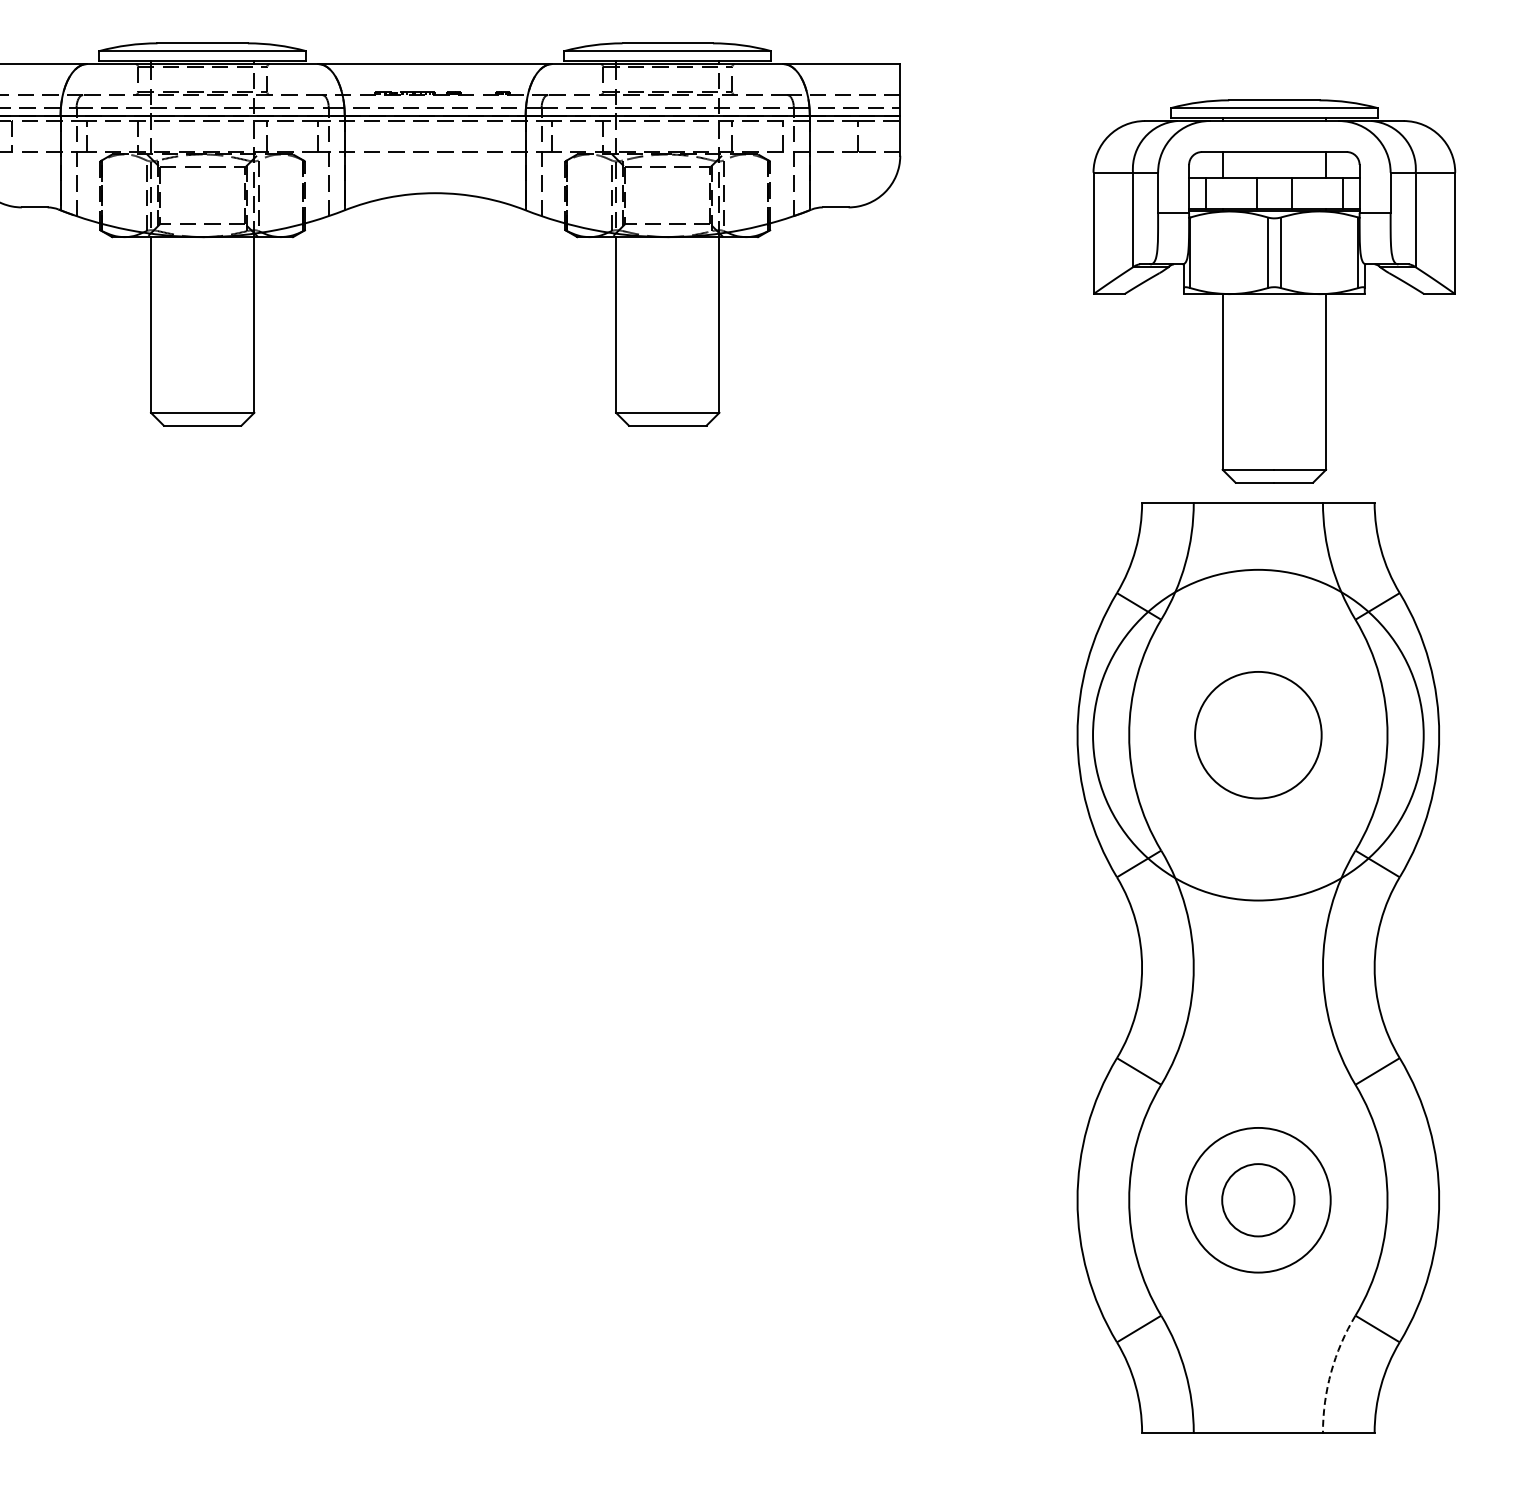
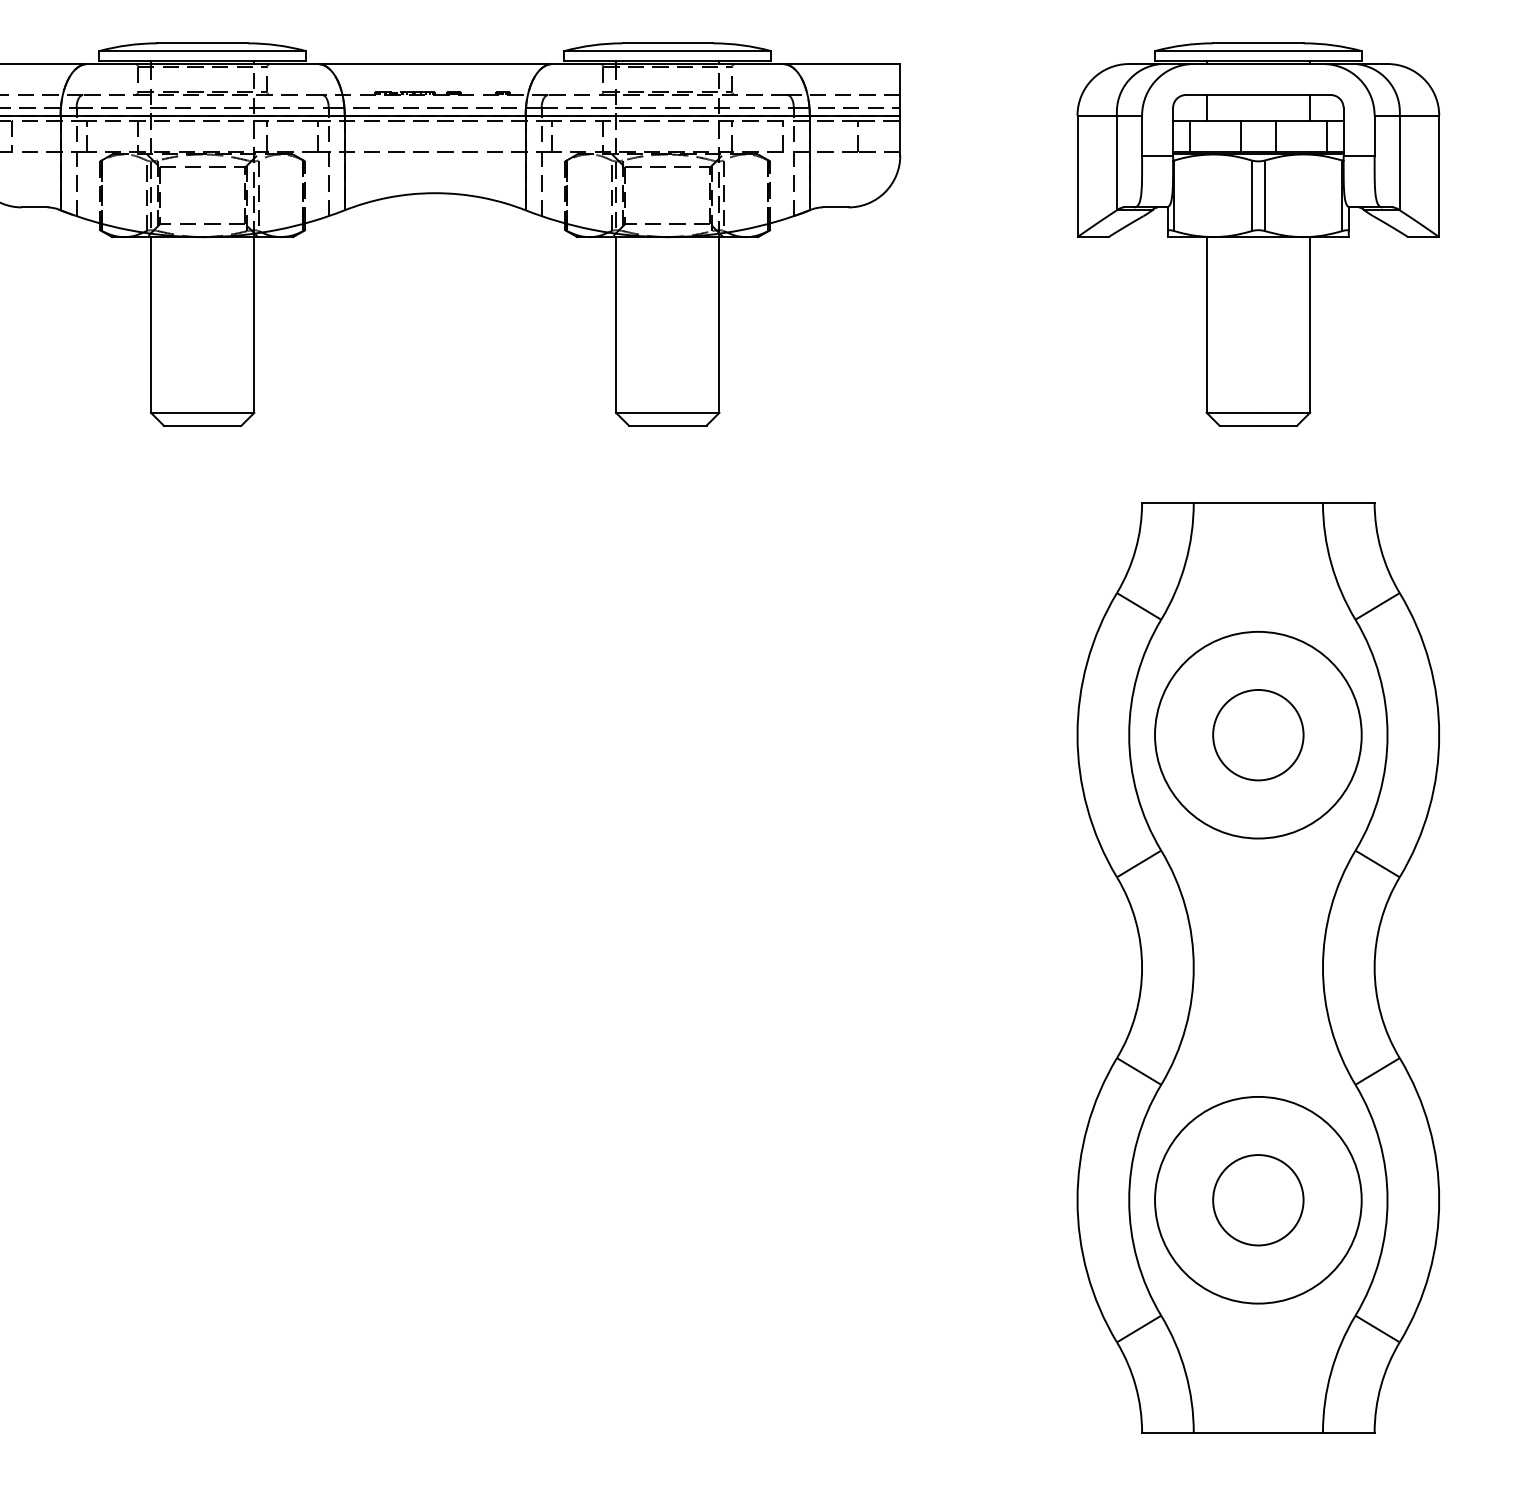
part position: (1274, 291) -> (1258, 234) (1258, 234)
circle diameter: 127 px -> 90 px (1258, 734)
circle diameter: 331 px -> 207 px (1258, 734)
circle diameter: 145 px -> 207 px (1258, 1199)
circle diameter: 72 px -> 90 px (1258, 1200)
arc: dashed -> solid (1331, 1372)
